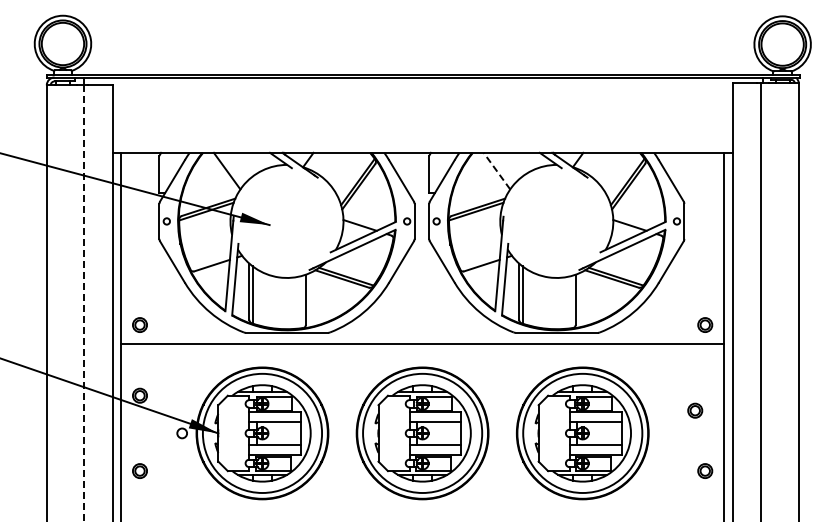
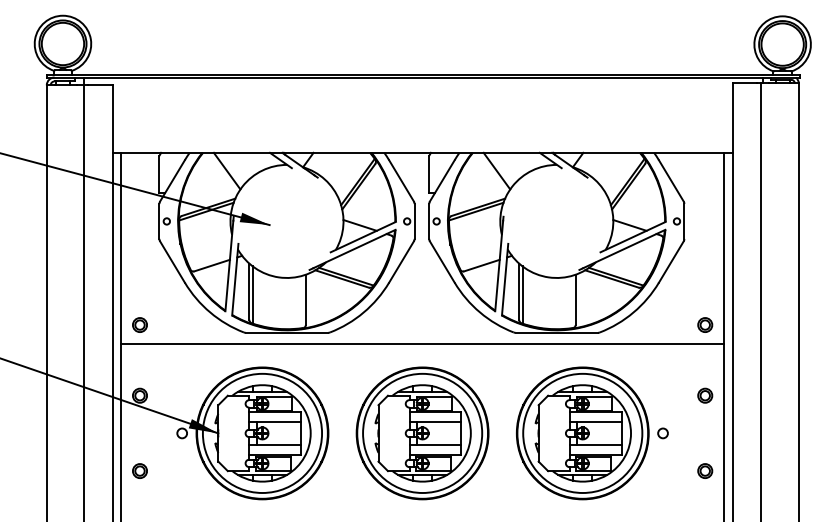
line: dashed -> solid (496, 171)
line: dashed -> solid (84, 304)
part position: (695, 410) -> (705, 395) (705, 395)
circle: none -> present (662, 433)
